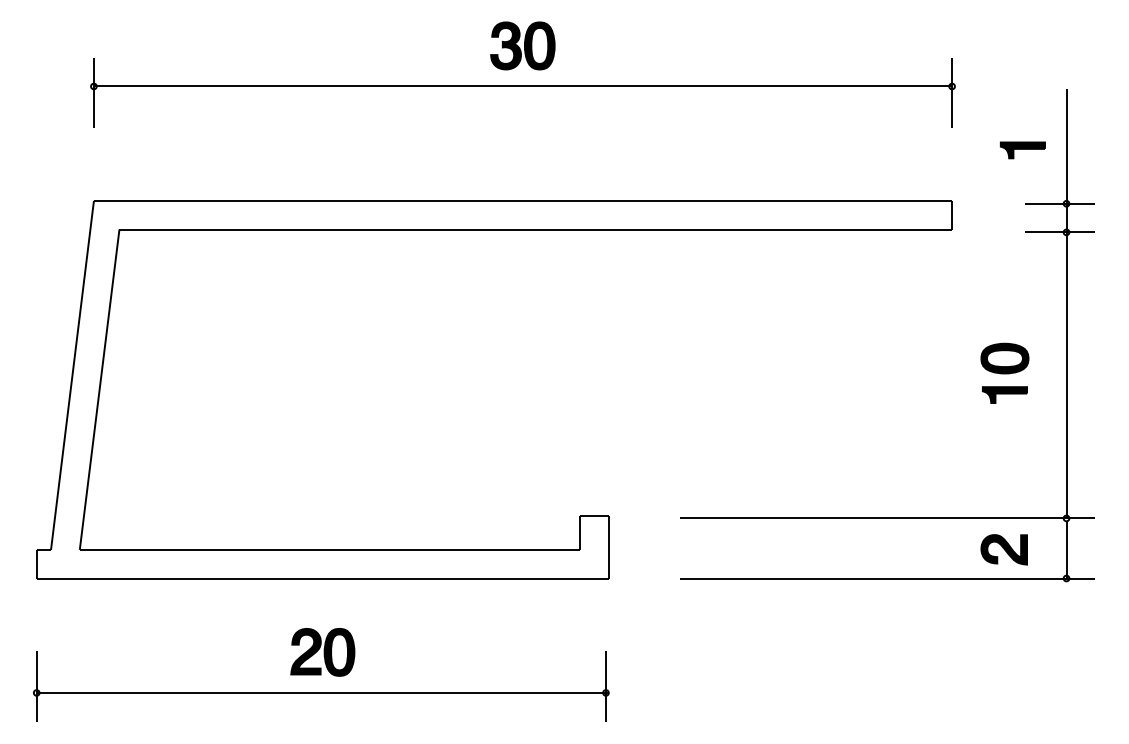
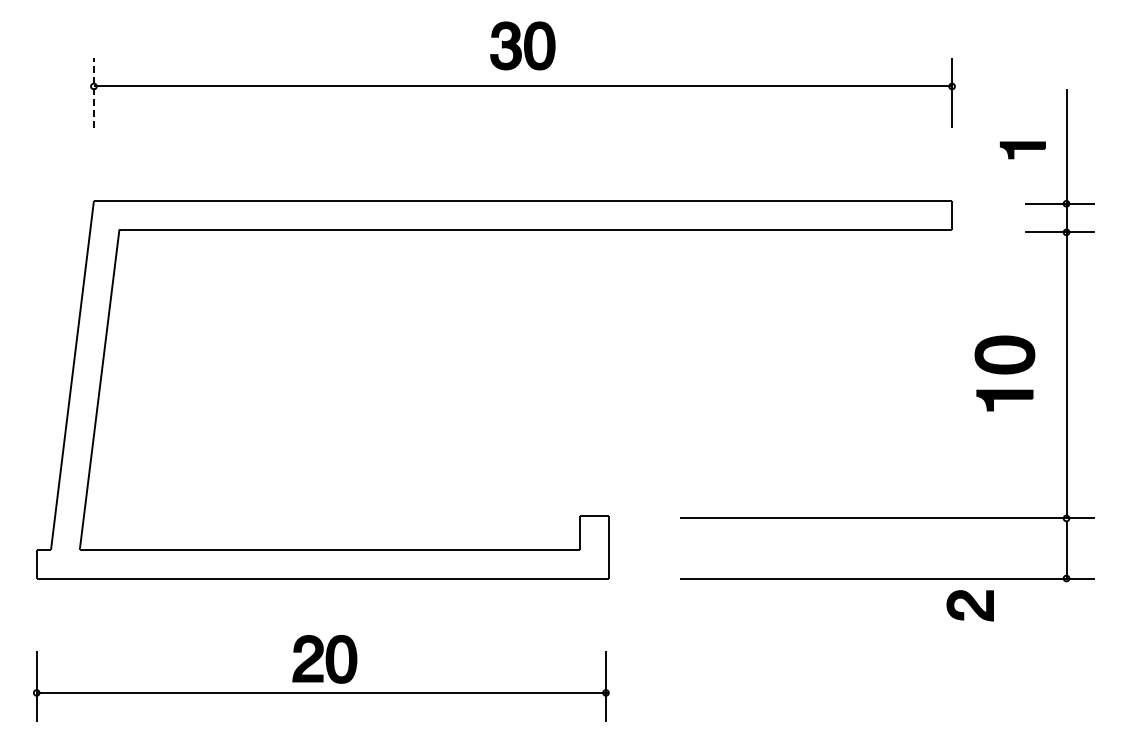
line: solid -> dashed (93, 92)
part size: 50x62 px -> 62x77 px (1004, 373)
part position: (1003, 549) -> (969, 605) (969, 605)
part position: (322, 652) -> (324, 659) (324, 659)
